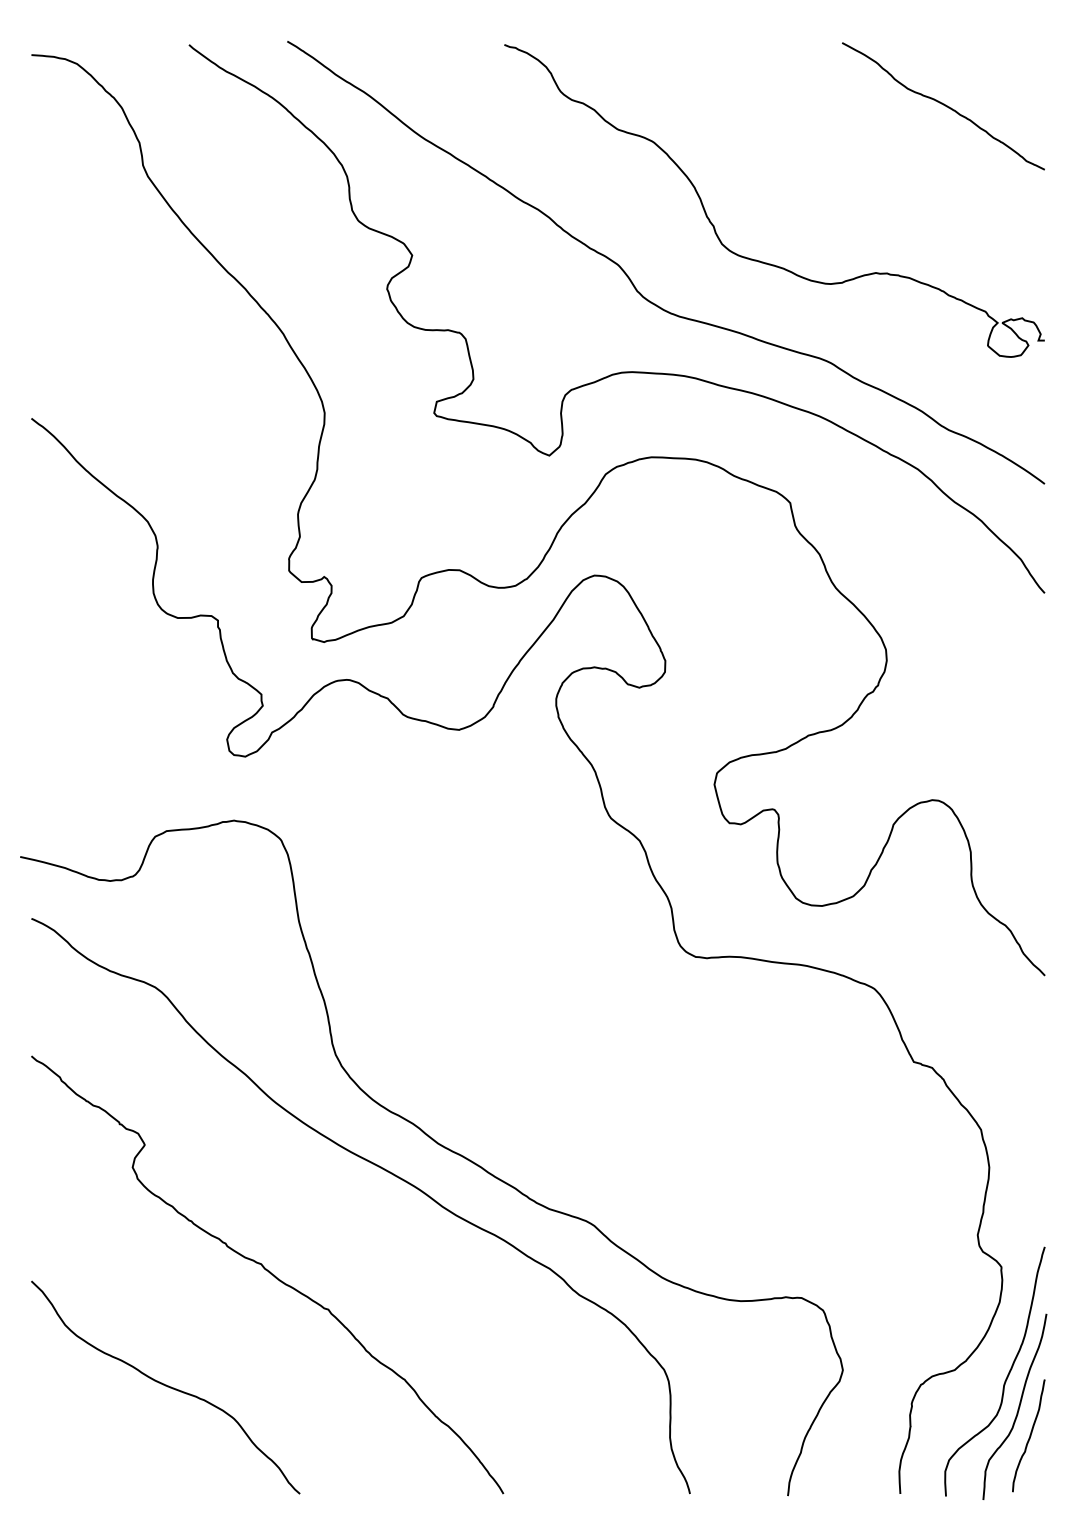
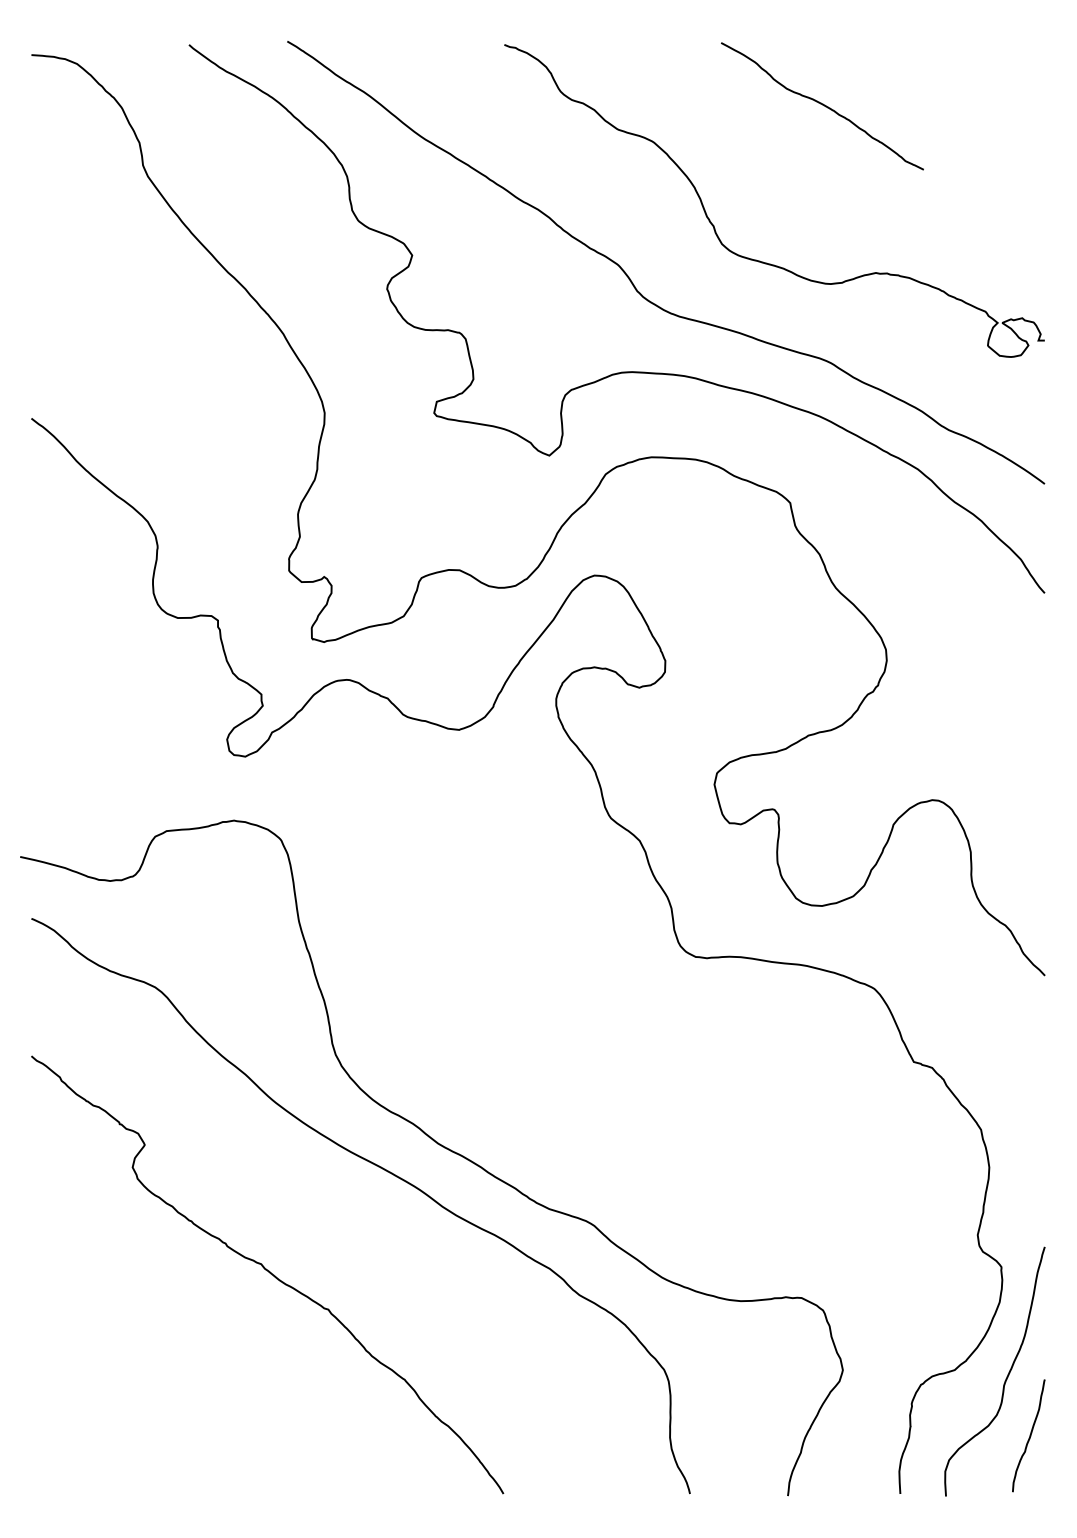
curve position: (943, 105) -> (822, 105) (822, 105)
curve: present -> none (165, 1386)
curve: present -> none (1018, 1406)
